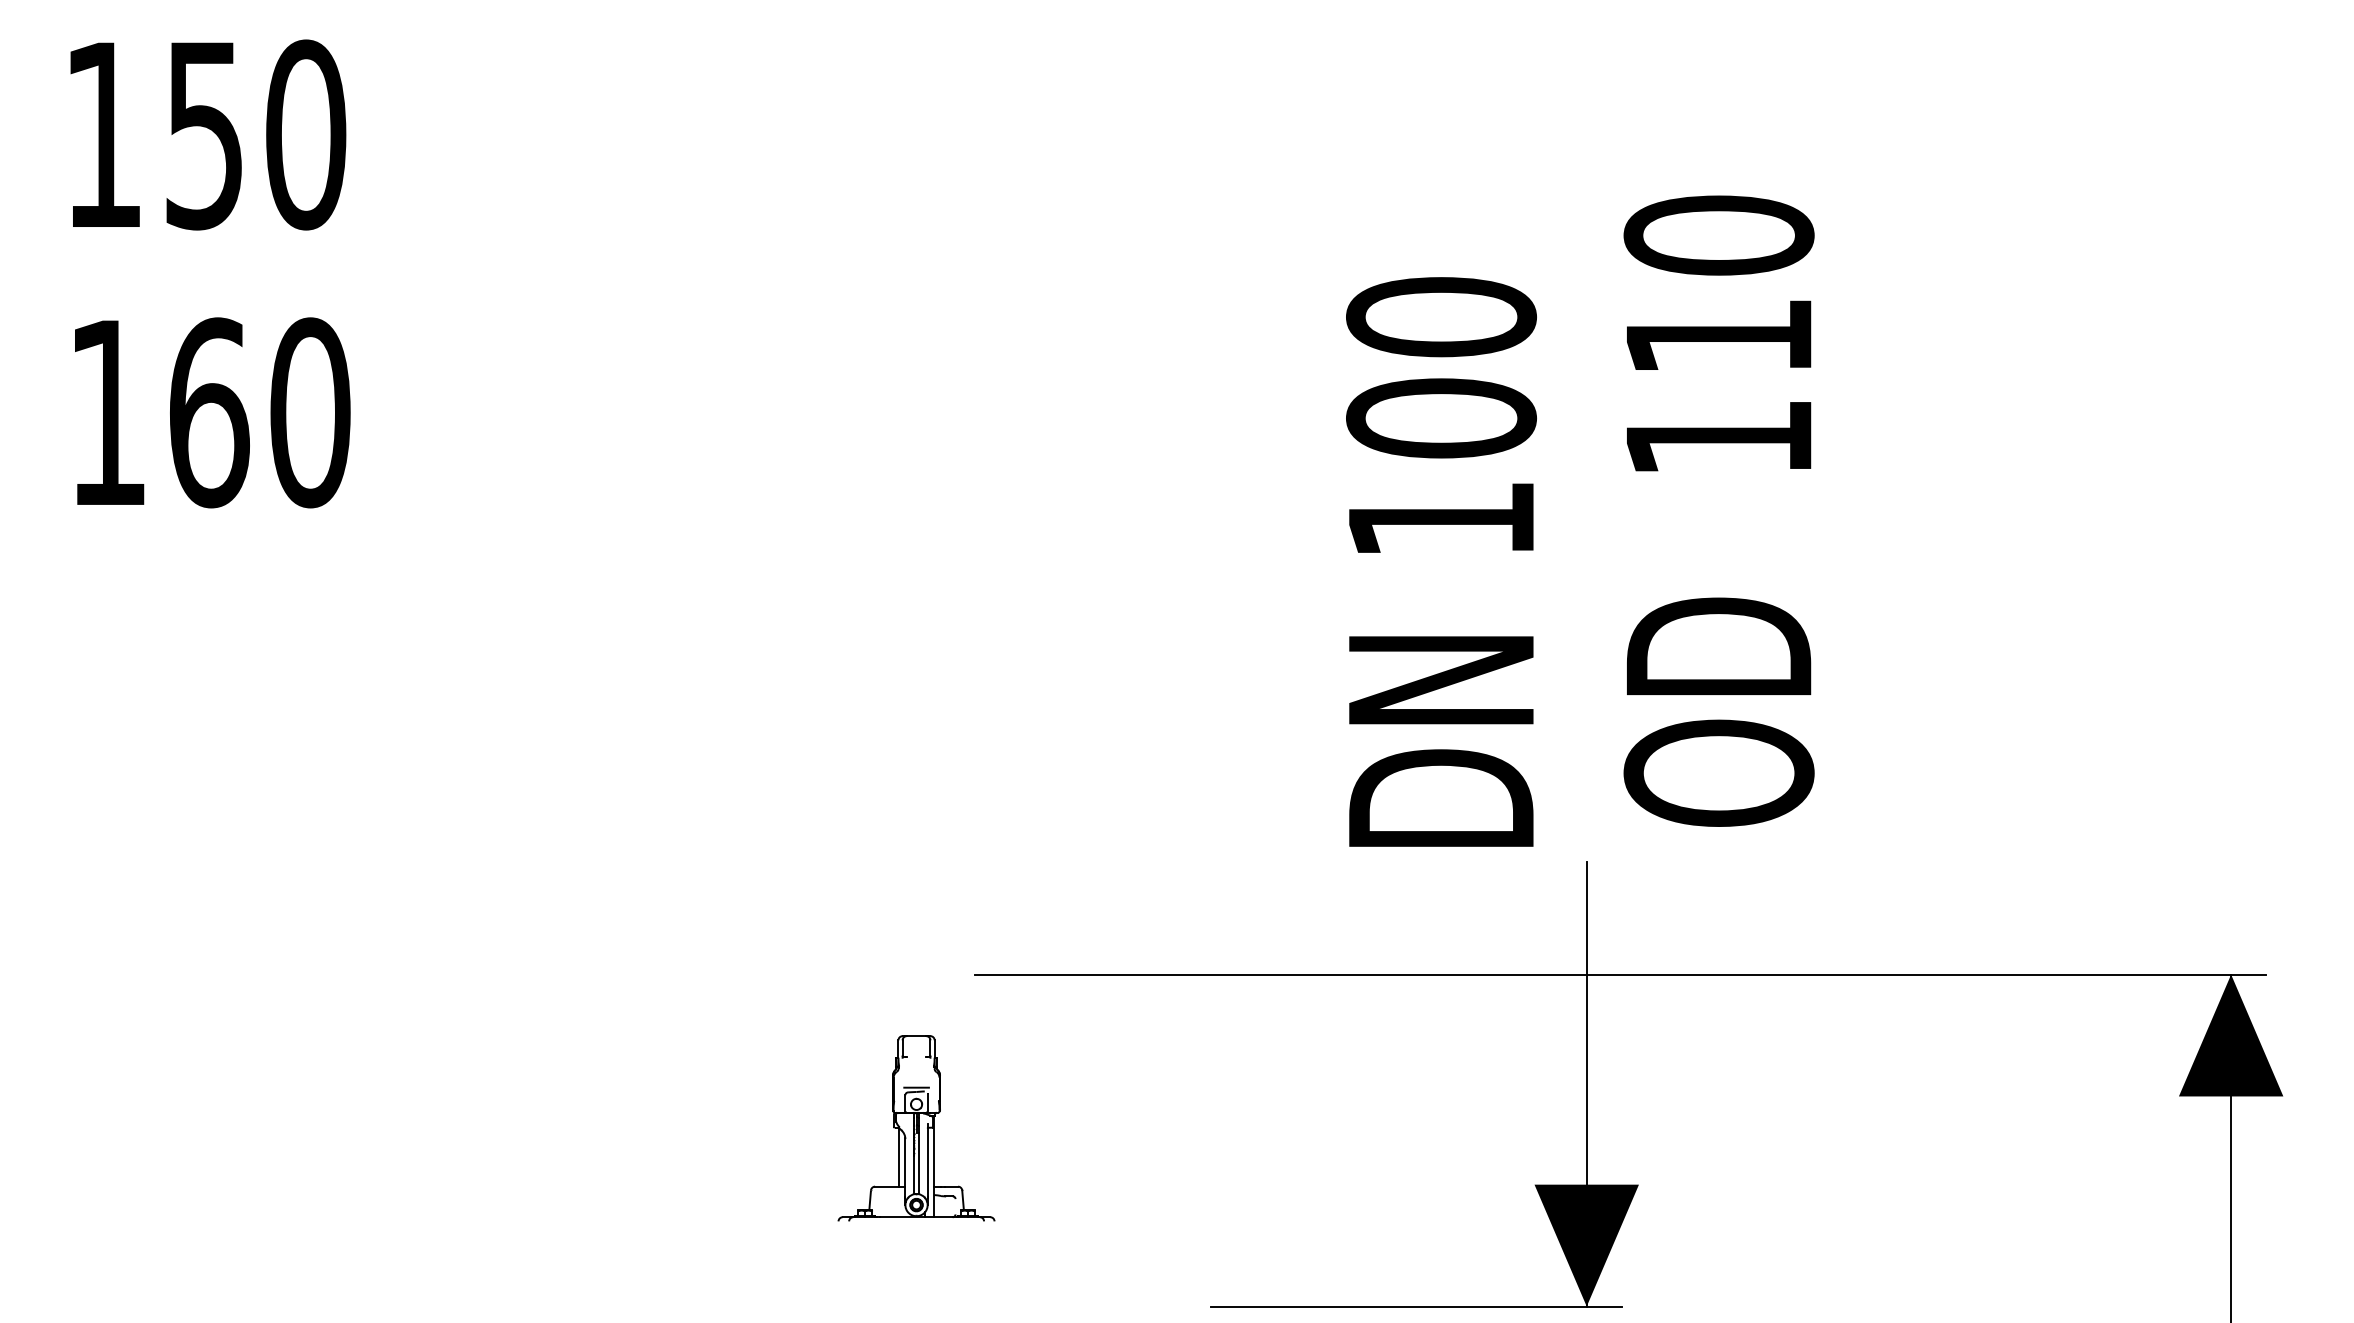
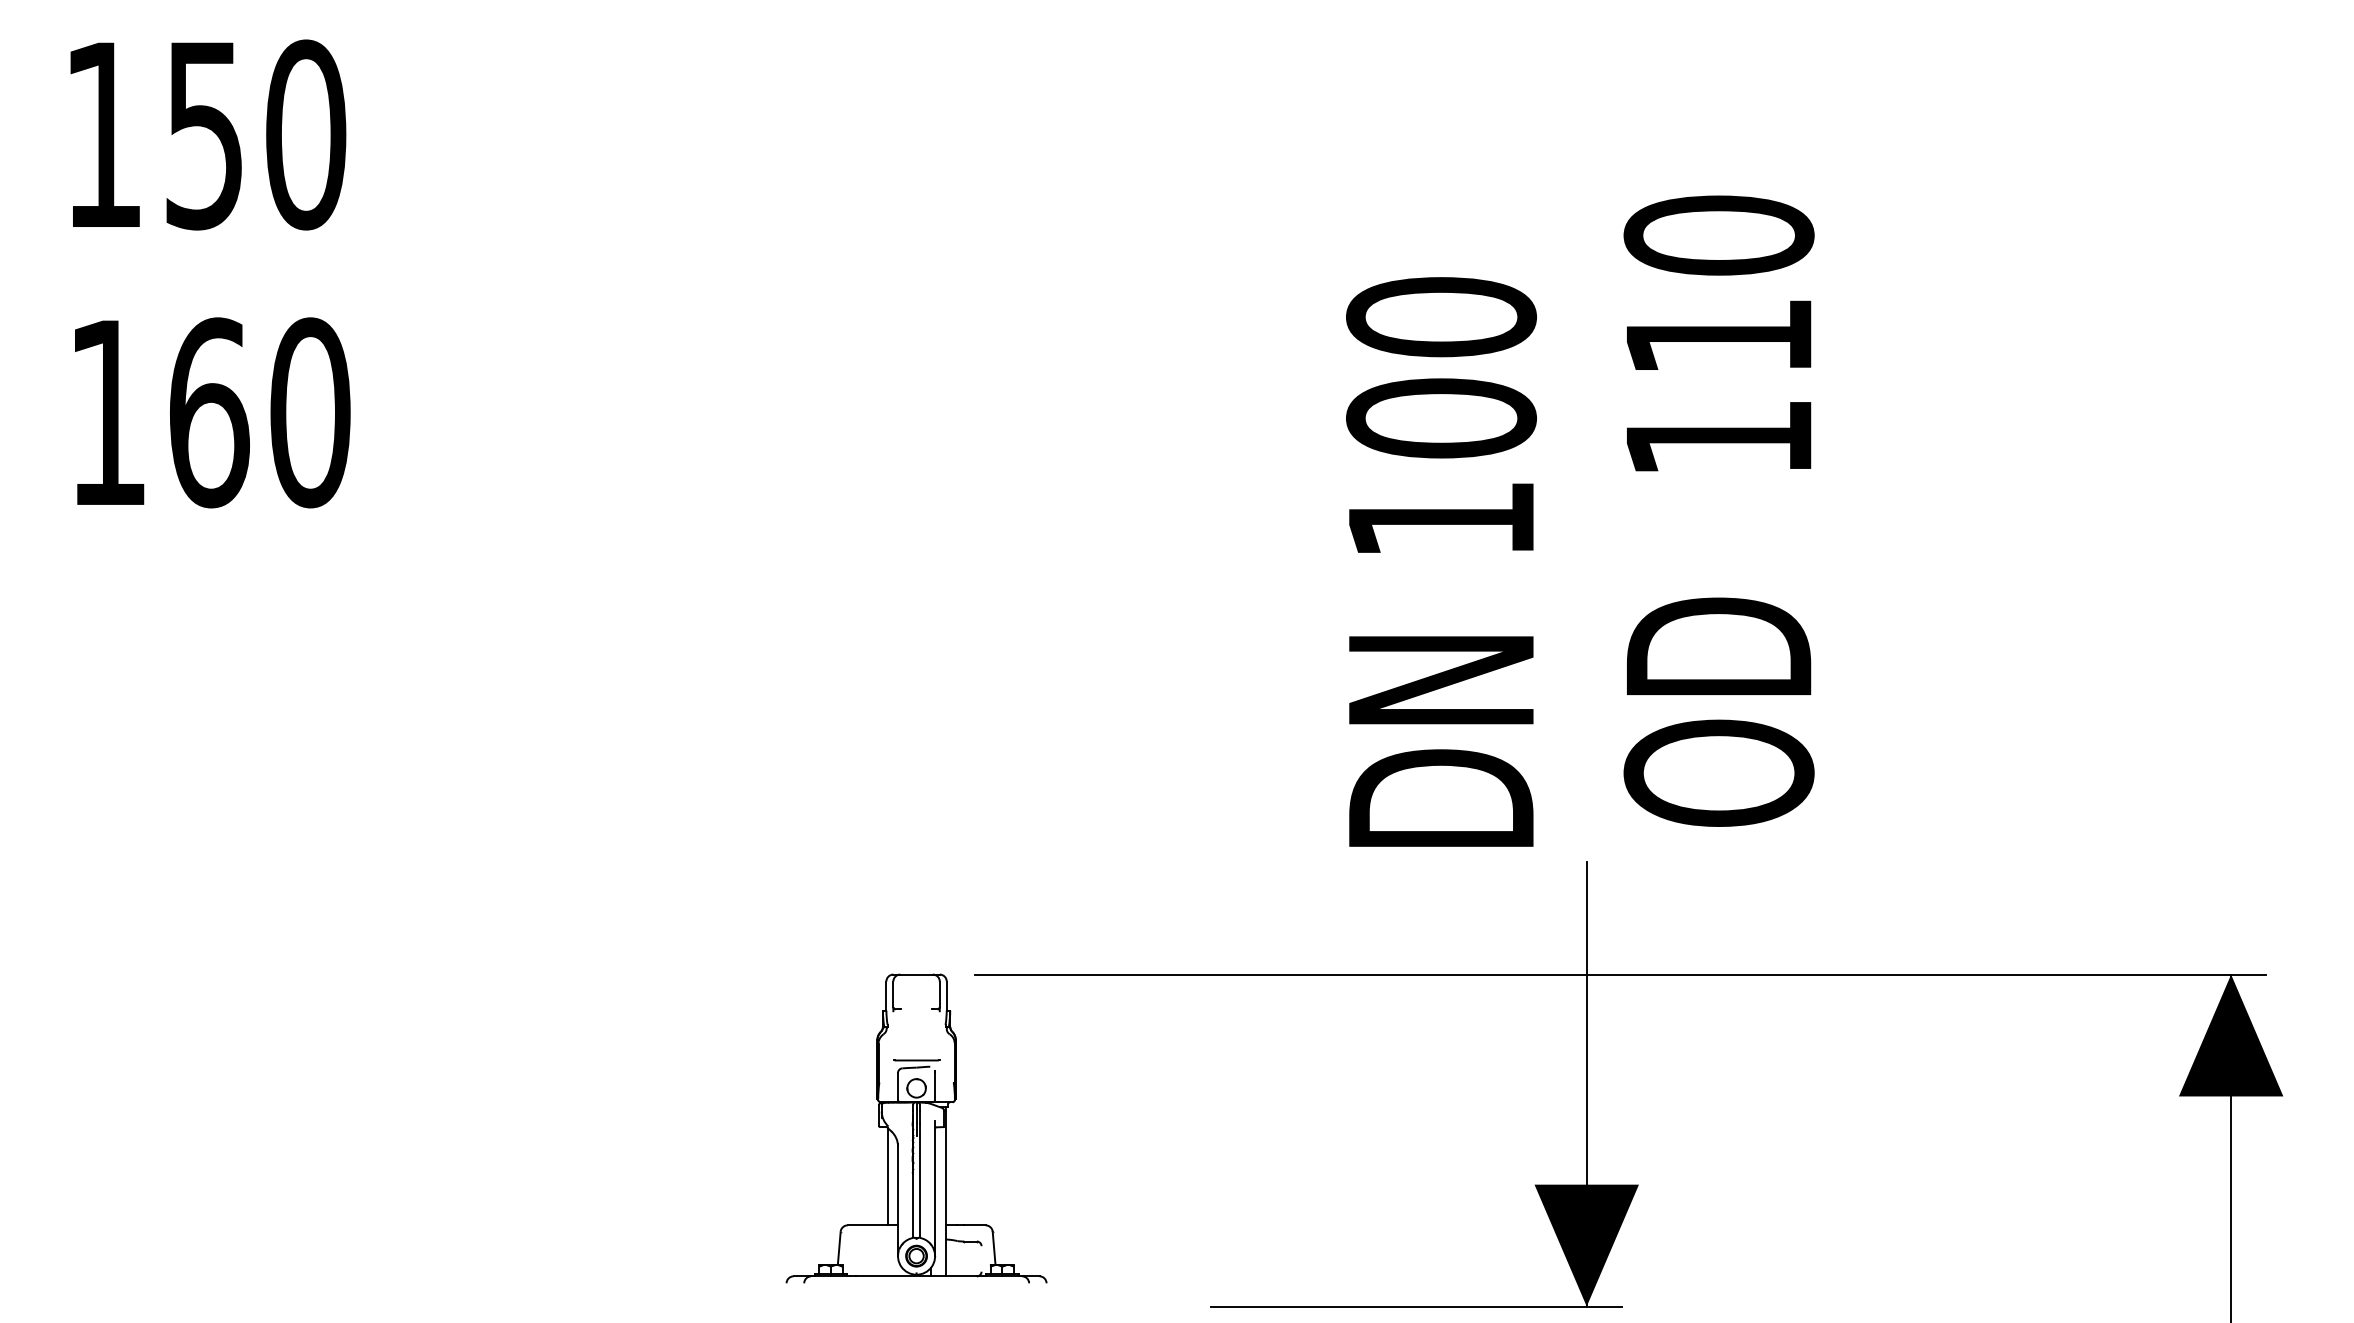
part size: 159x187 px -> 263x311 px (916, 1128)
